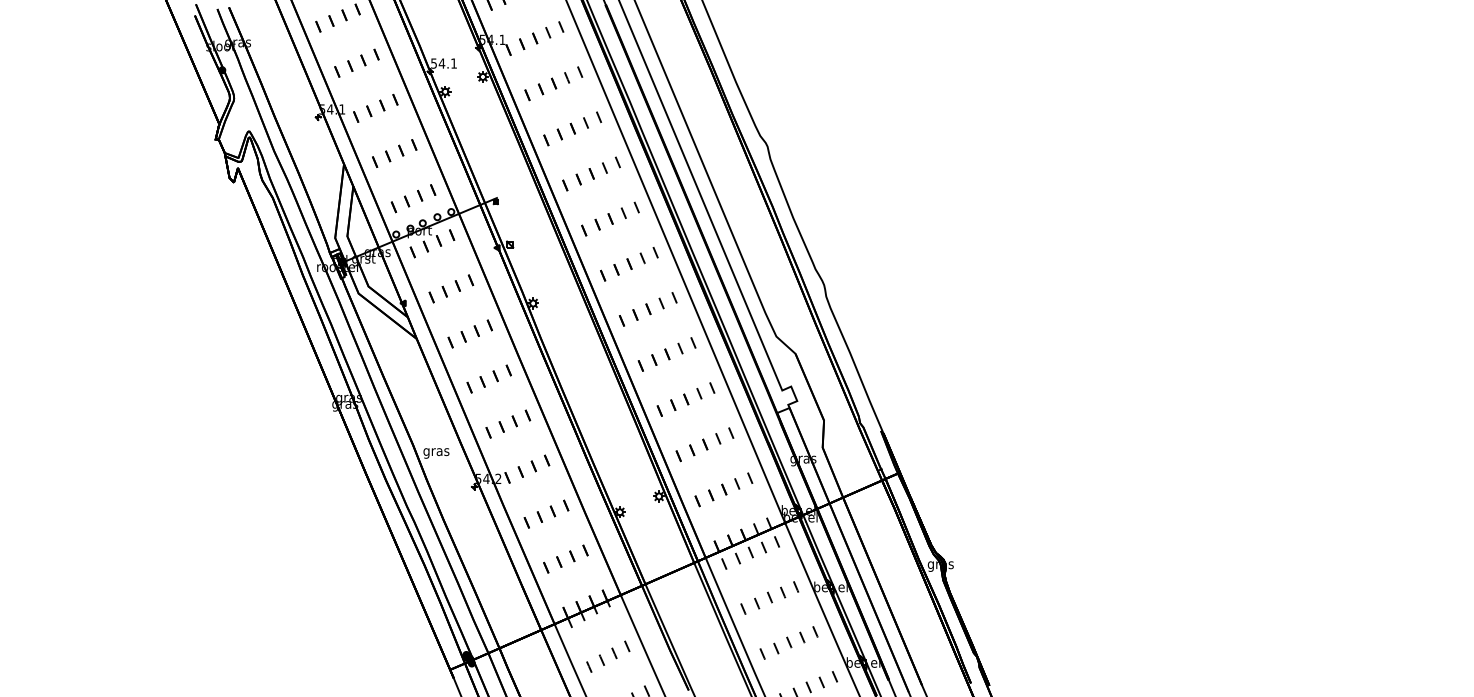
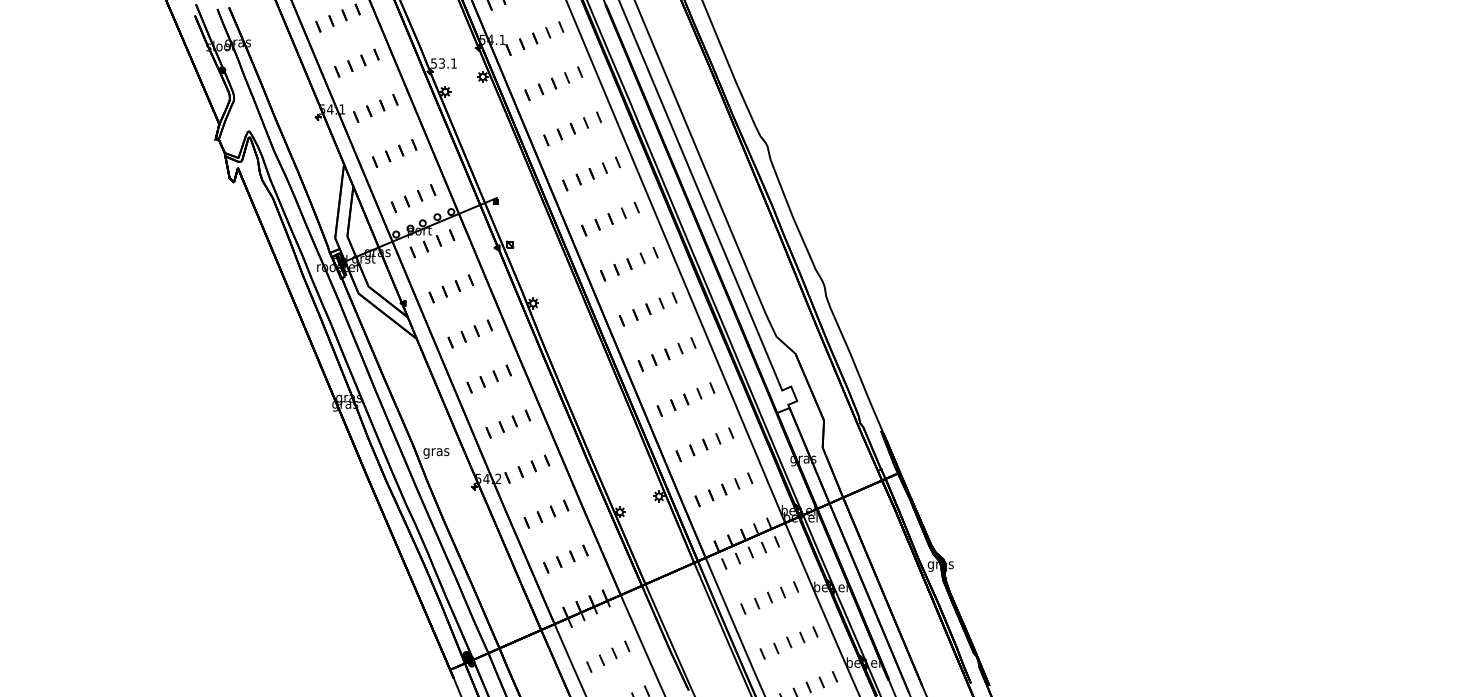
text: 54.1 -> 53.1 (441, 63)
